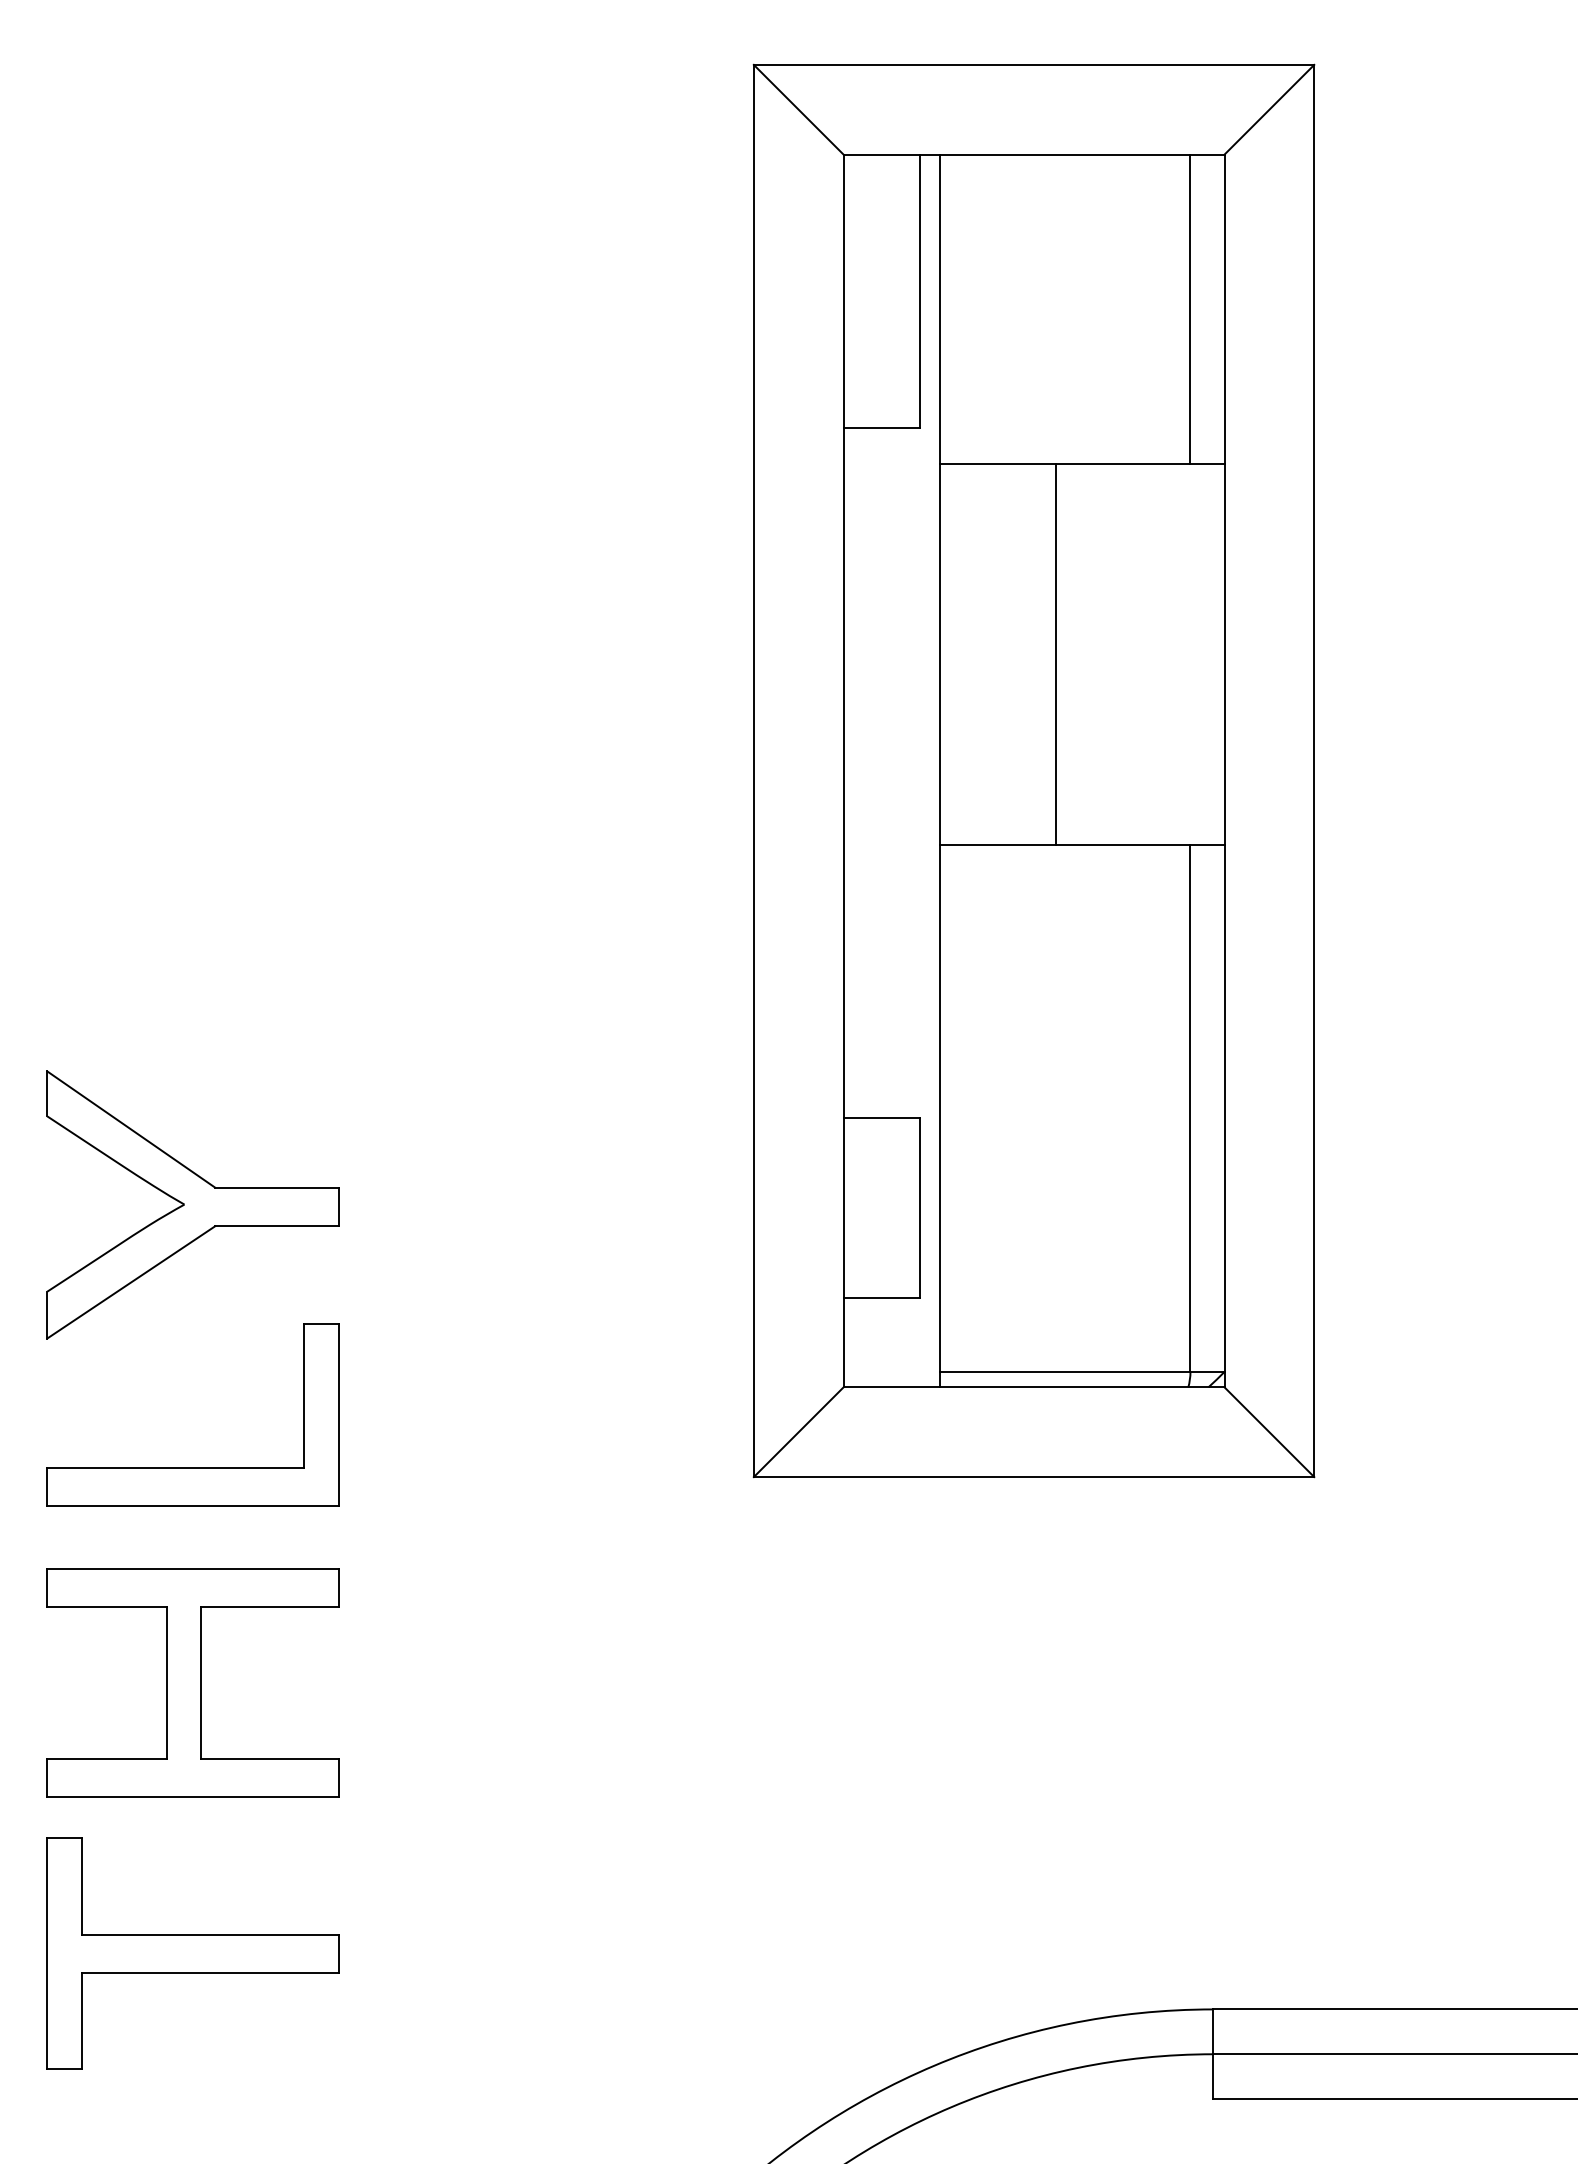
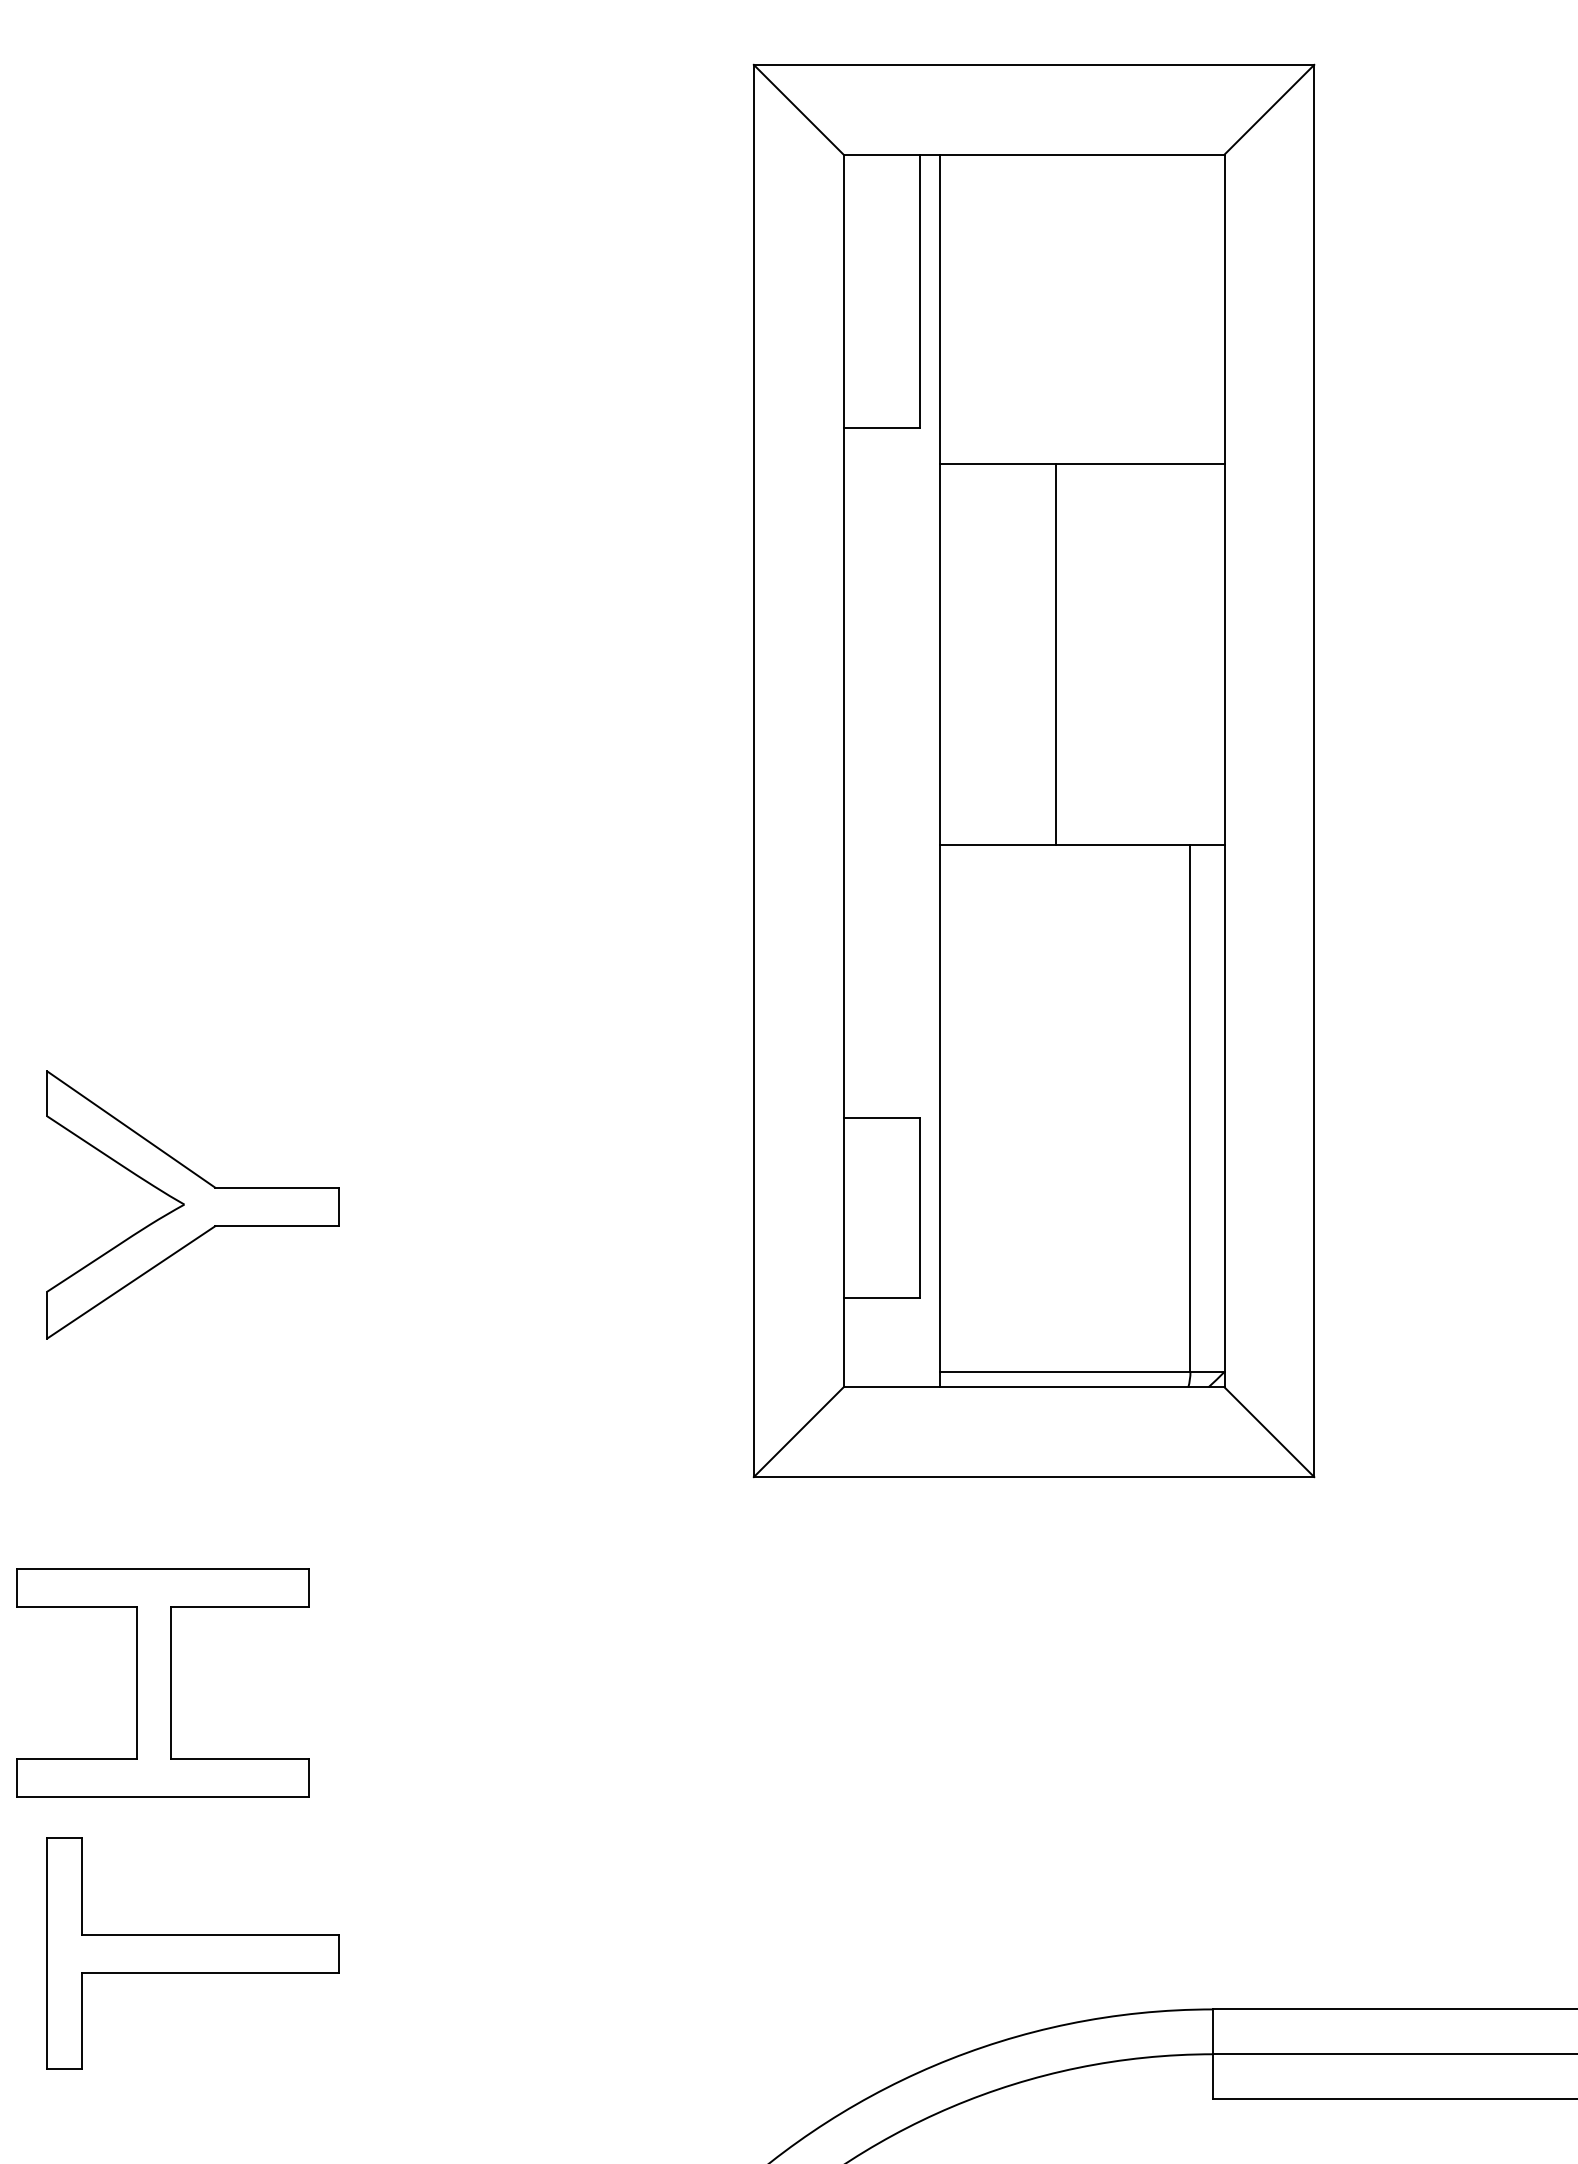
line: present -> none (1190, 308)
part: present -> none (192, 1467)
part position: (192, 1682) -> (162, 1682) (162, 1682)
